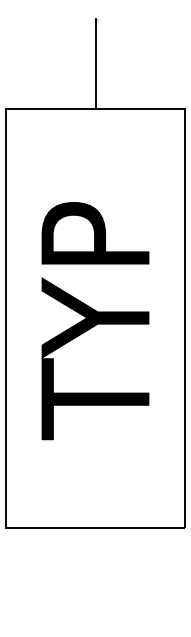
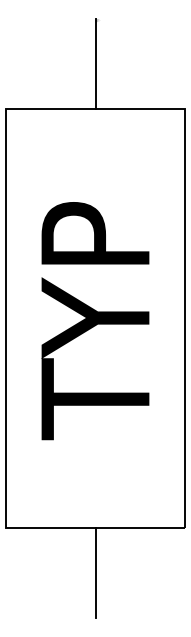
line: none -> present (95, 572)
